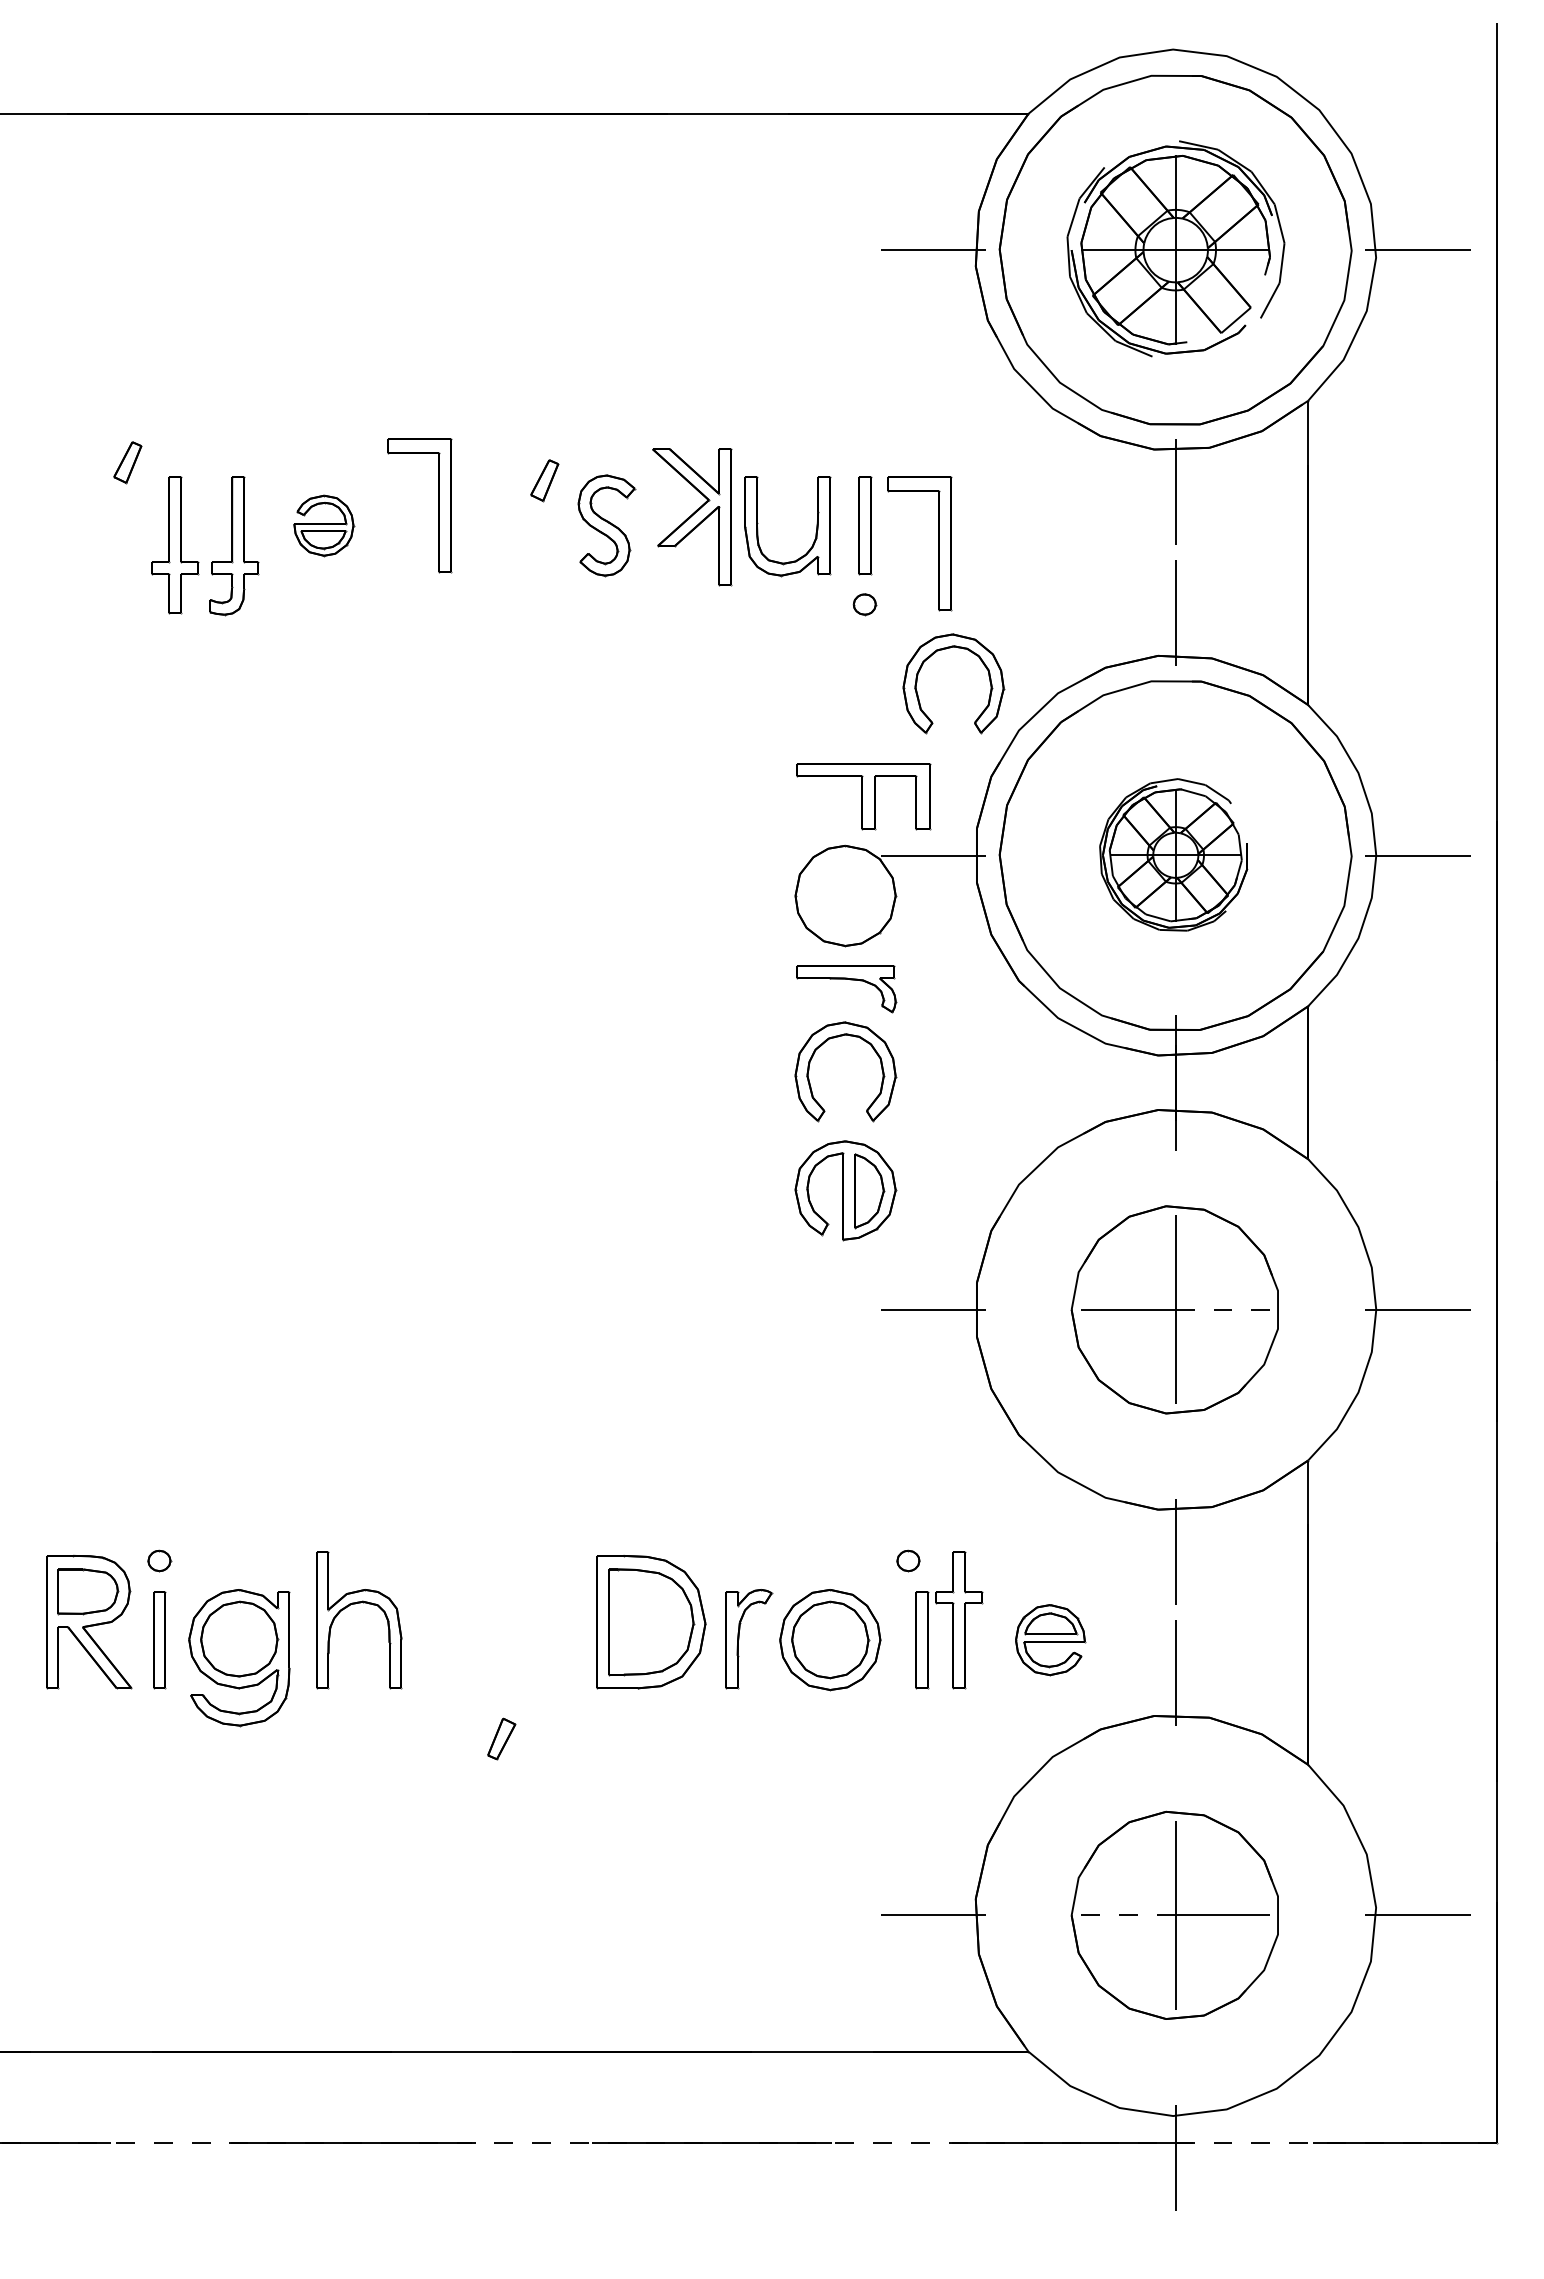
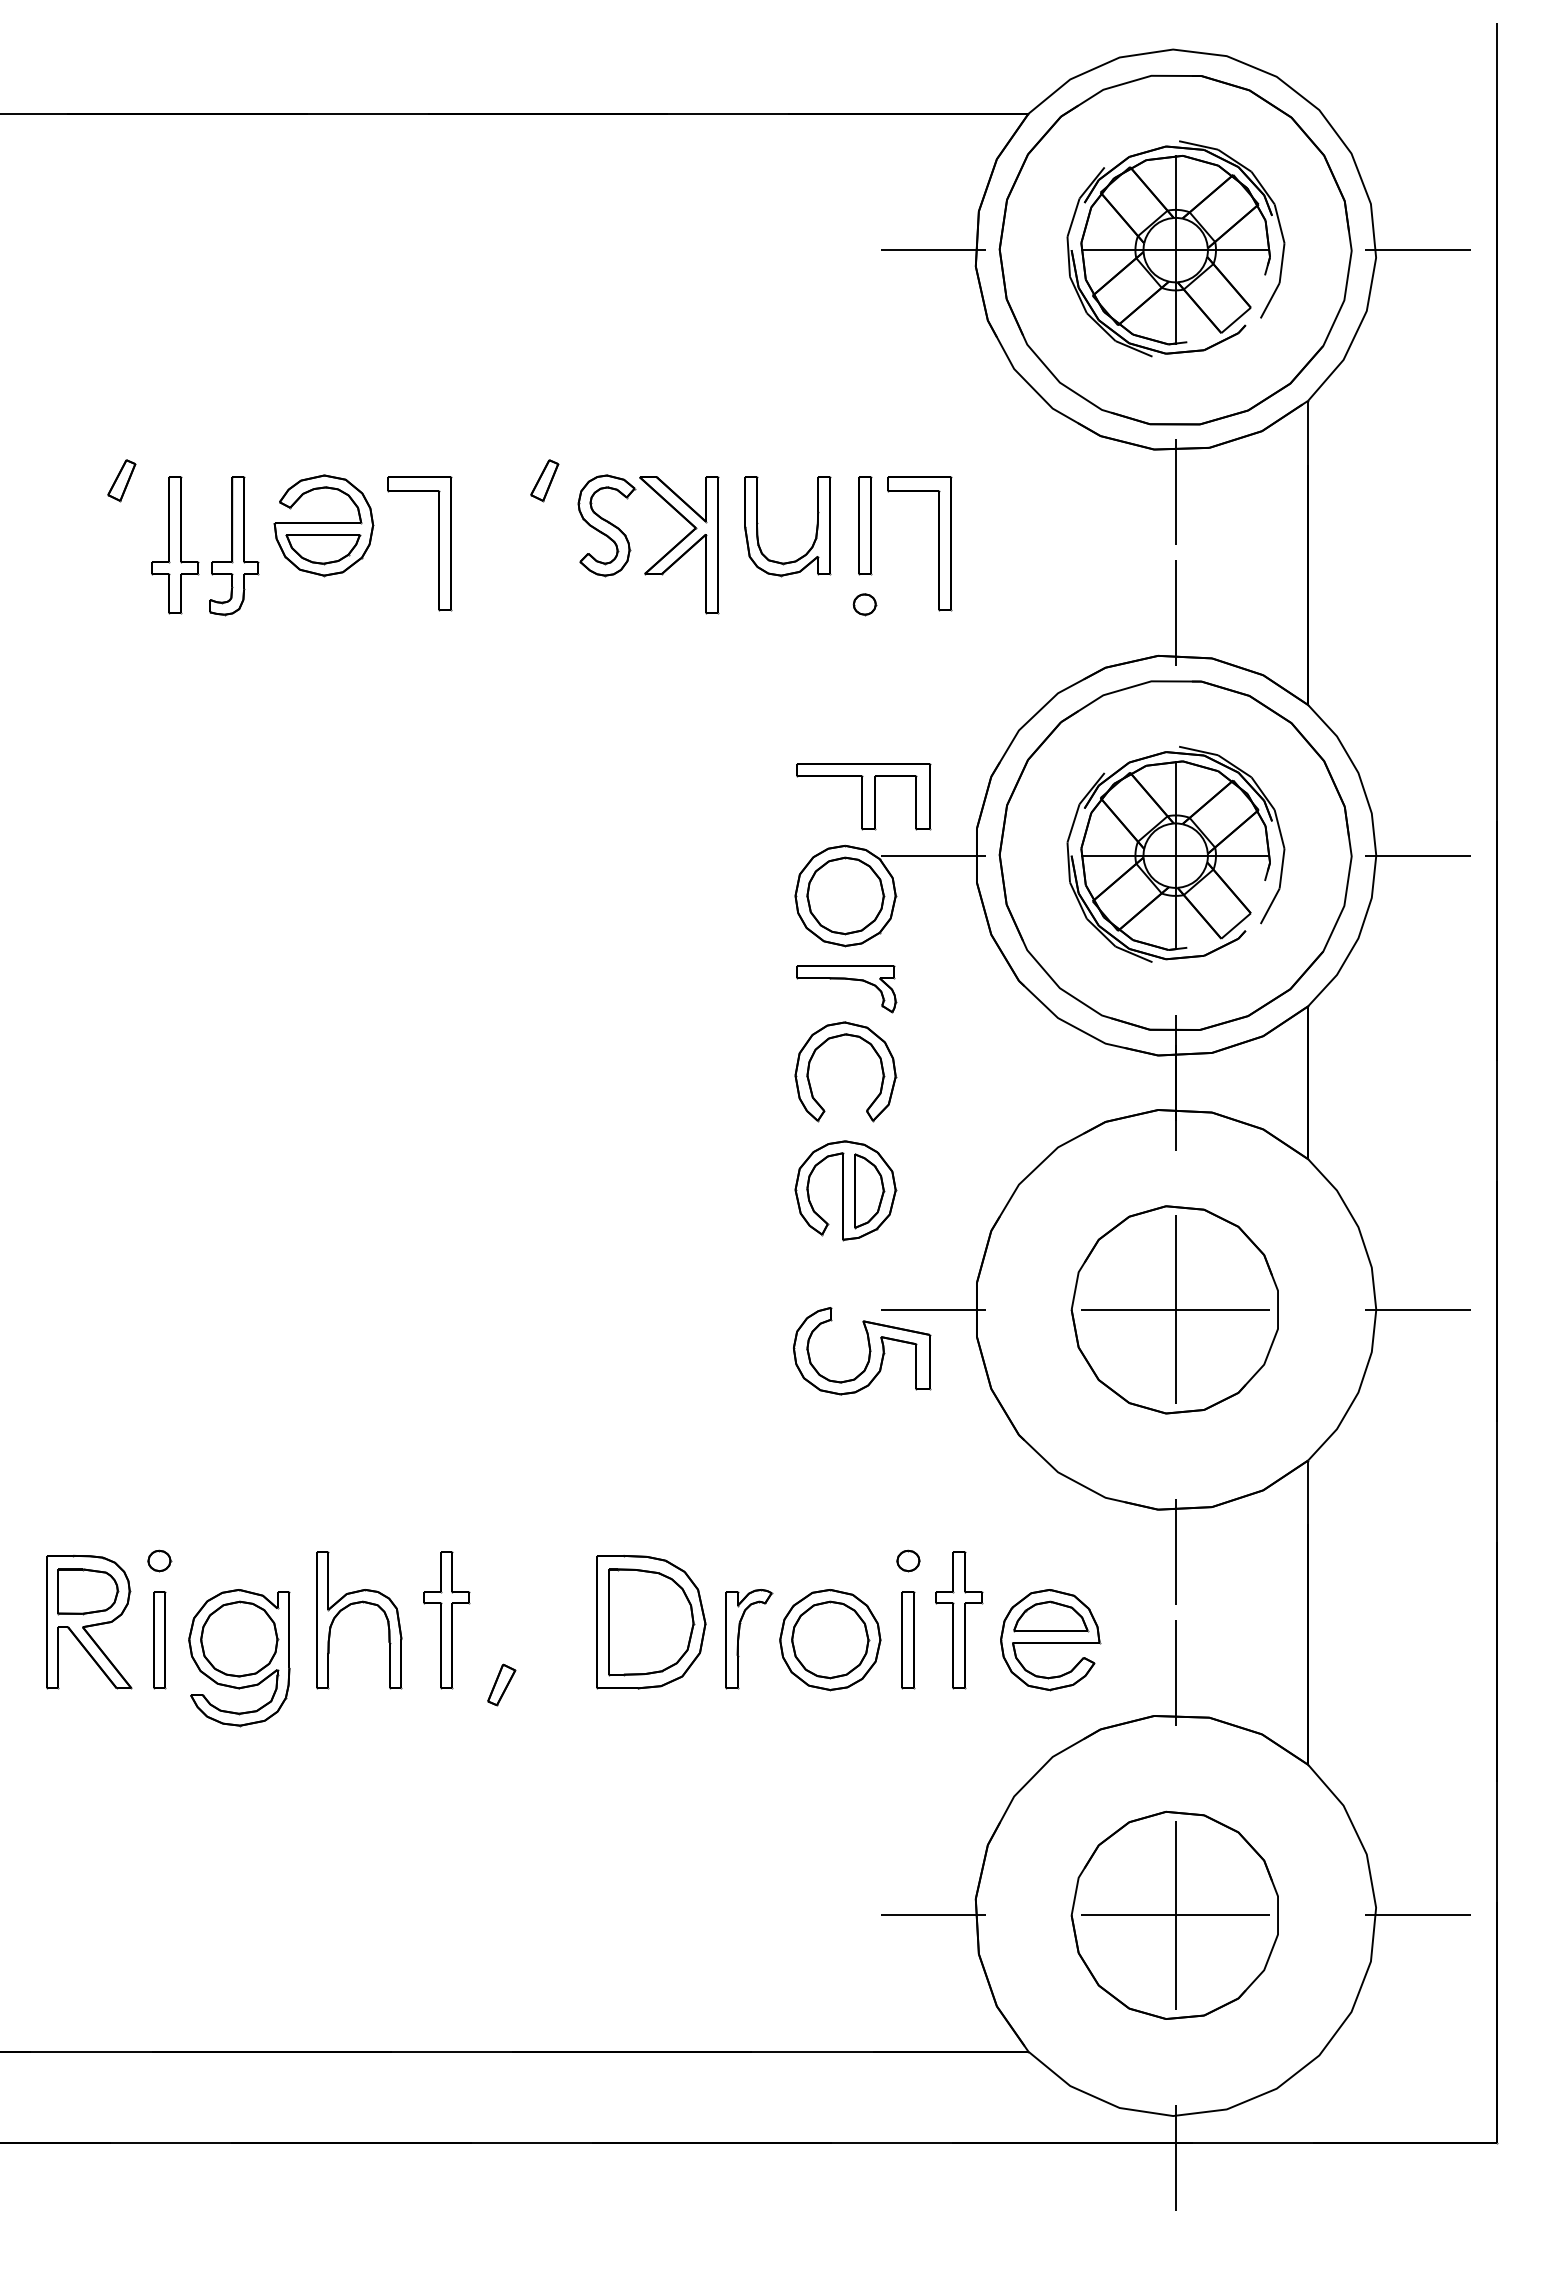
part position: (127, 462) -> (121, 480) (121, 480)
part position: (438, 505) -> (438, 543) (438, 543)
part position: (692, 517) -> (679, 545) (679, 545)
part size: 63x64 px -> 102x104 px (323, 525)
part: present -> none (929, 658)
part size: 150x154 px -> 220x217 px (1175, 854)
part: none -> present (845, 895)
line: dashed -> solid (1223, 1309)
part: none -> present (868, 1353)
part: none -> present (446, 1620)
part position: (922, 1640) -> (908, 1640) (908, 1640)
part size: 72x73 px -> 102x103 px (1050, 1640)
part position: (501, 1738) -> (501, 1684) (501, 1684)
line: dashed -> solid (1127, 1915)
line: dashed -> solid (749, 2142)
